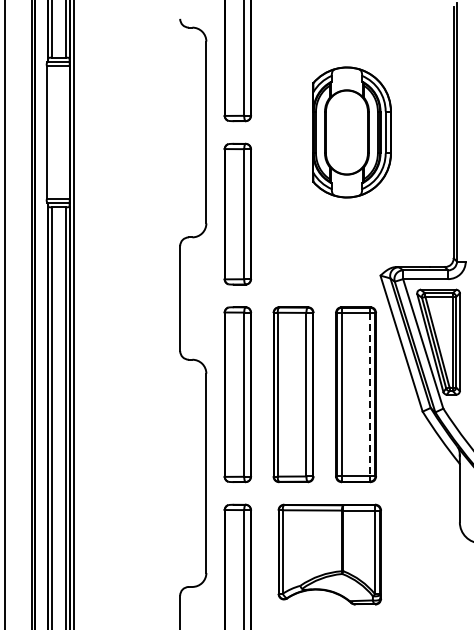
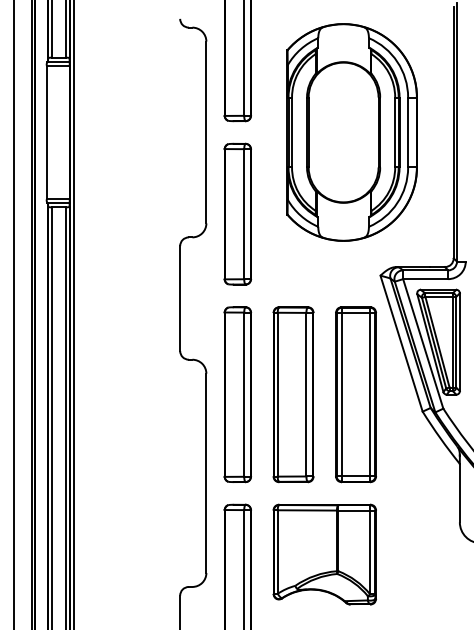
part size: 80x133 px -> 132x219 px (351, 132)
line position: (5, 314) -> (14, 314) (14, 314)
line: dashed -> solid (370, 394)
part position: (329, 554) -> (324, 554) (324, 554)
